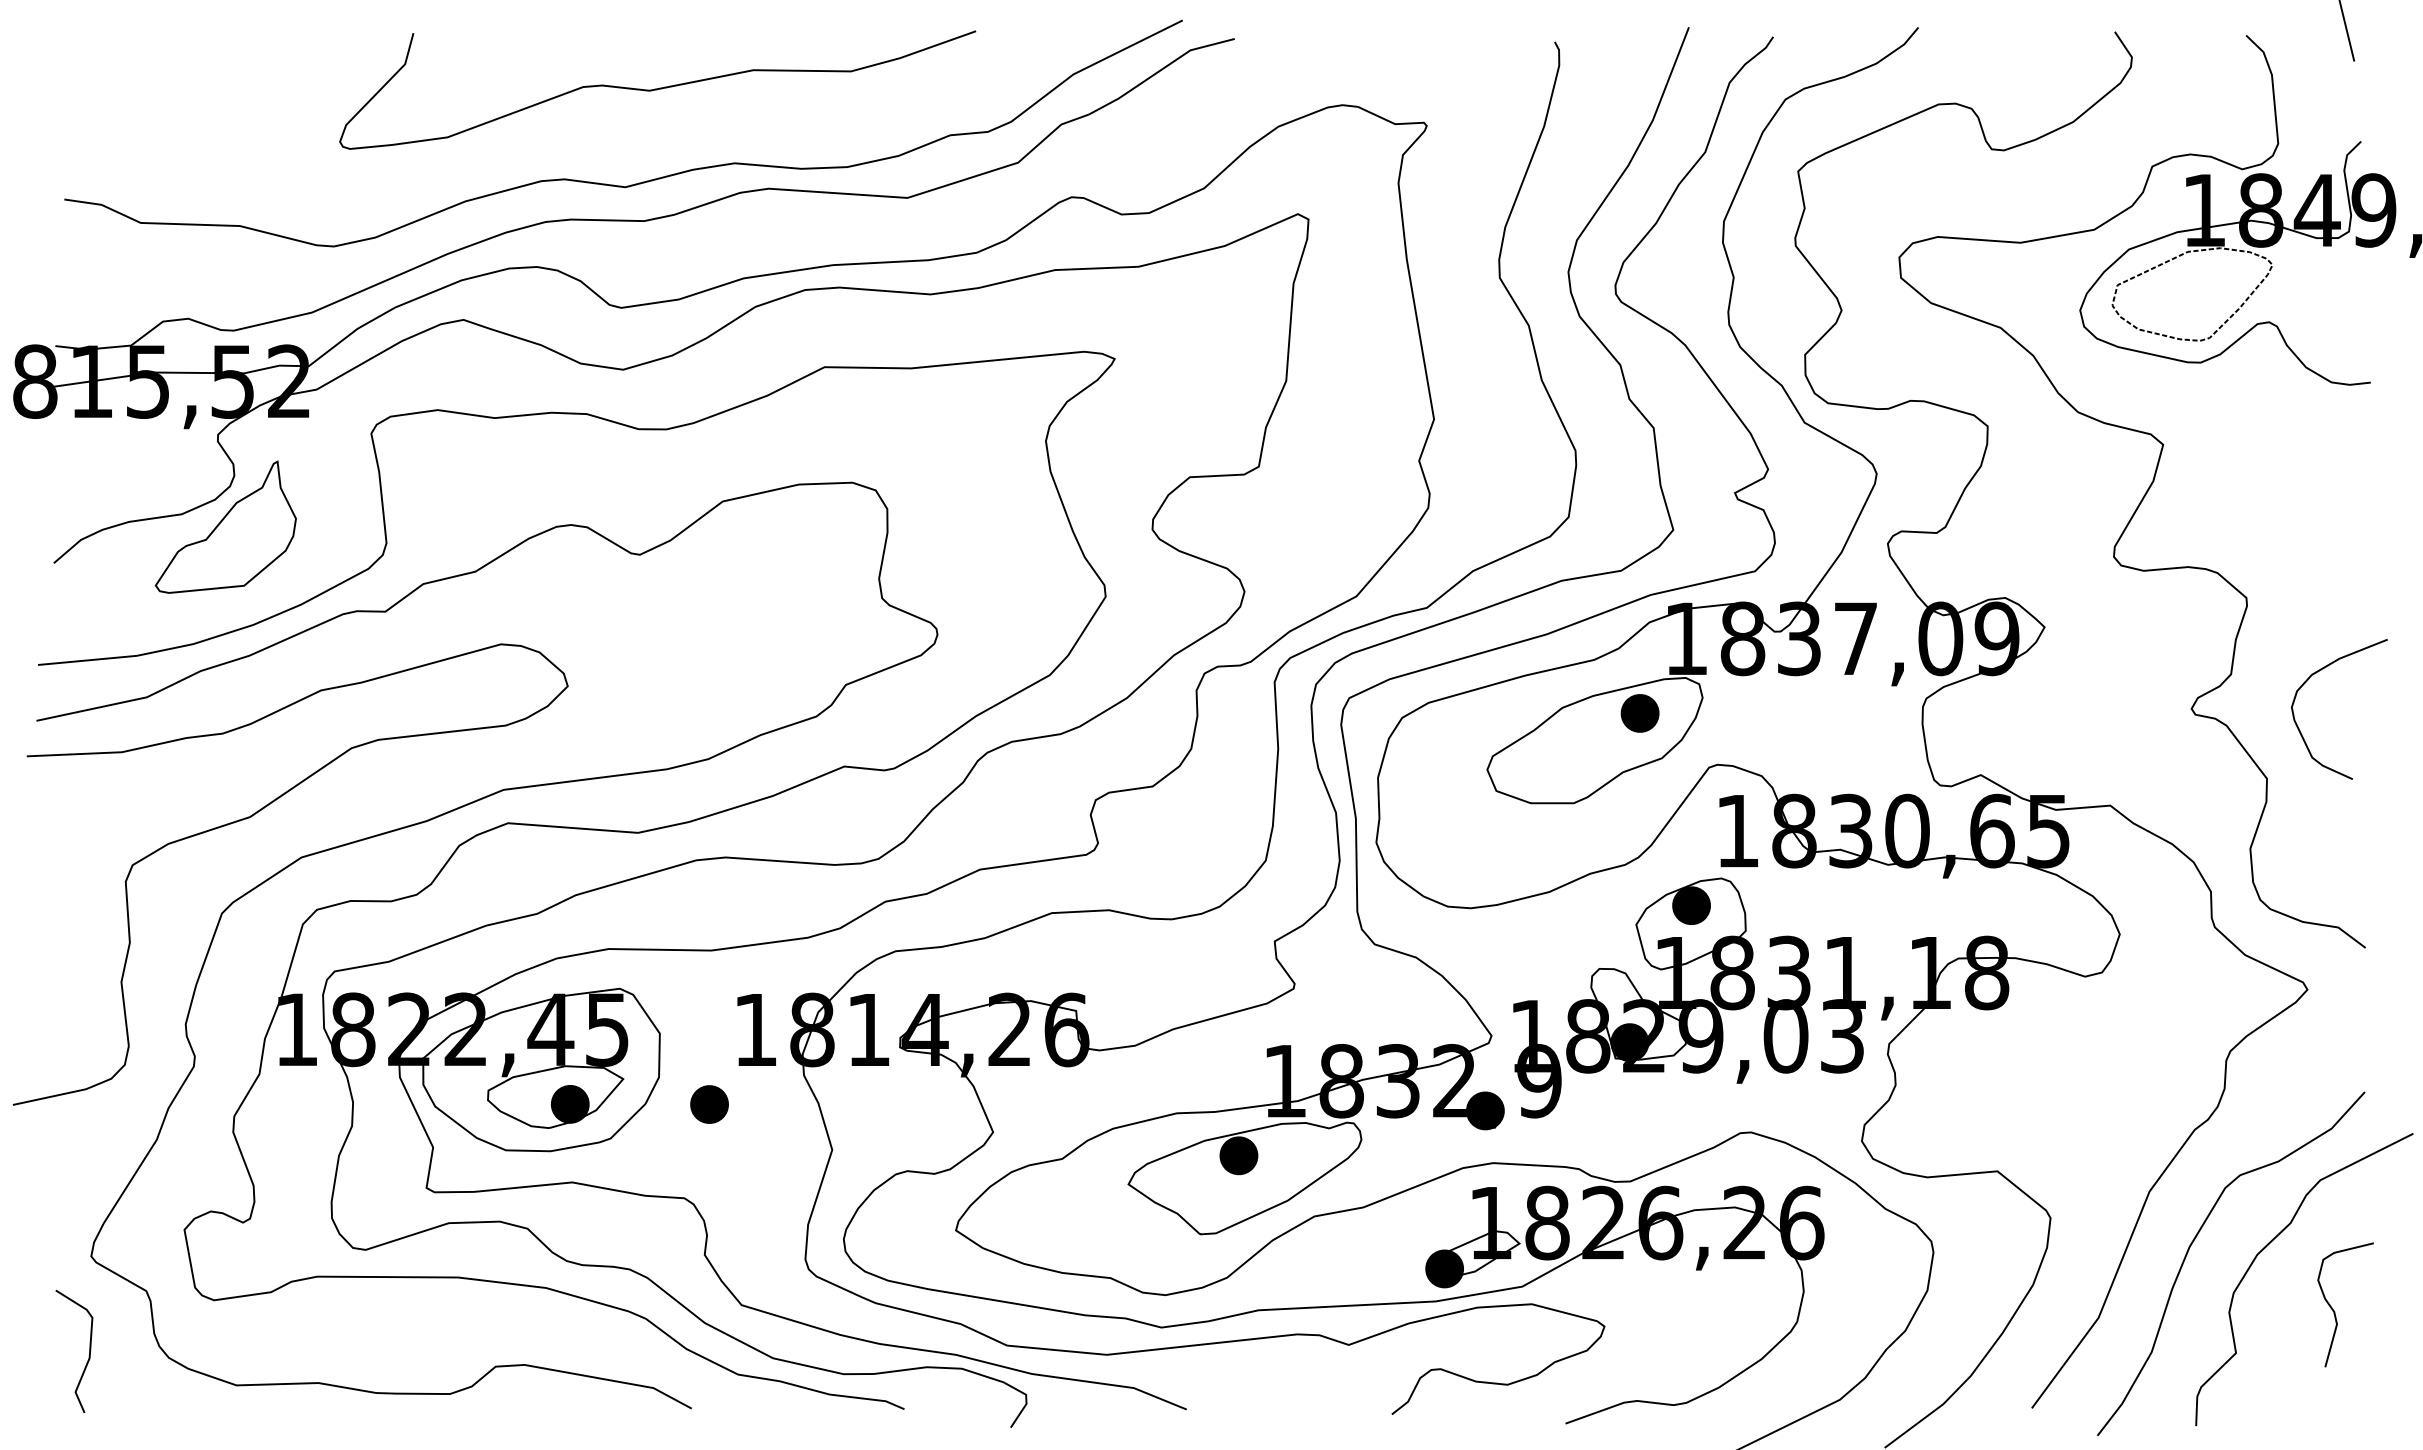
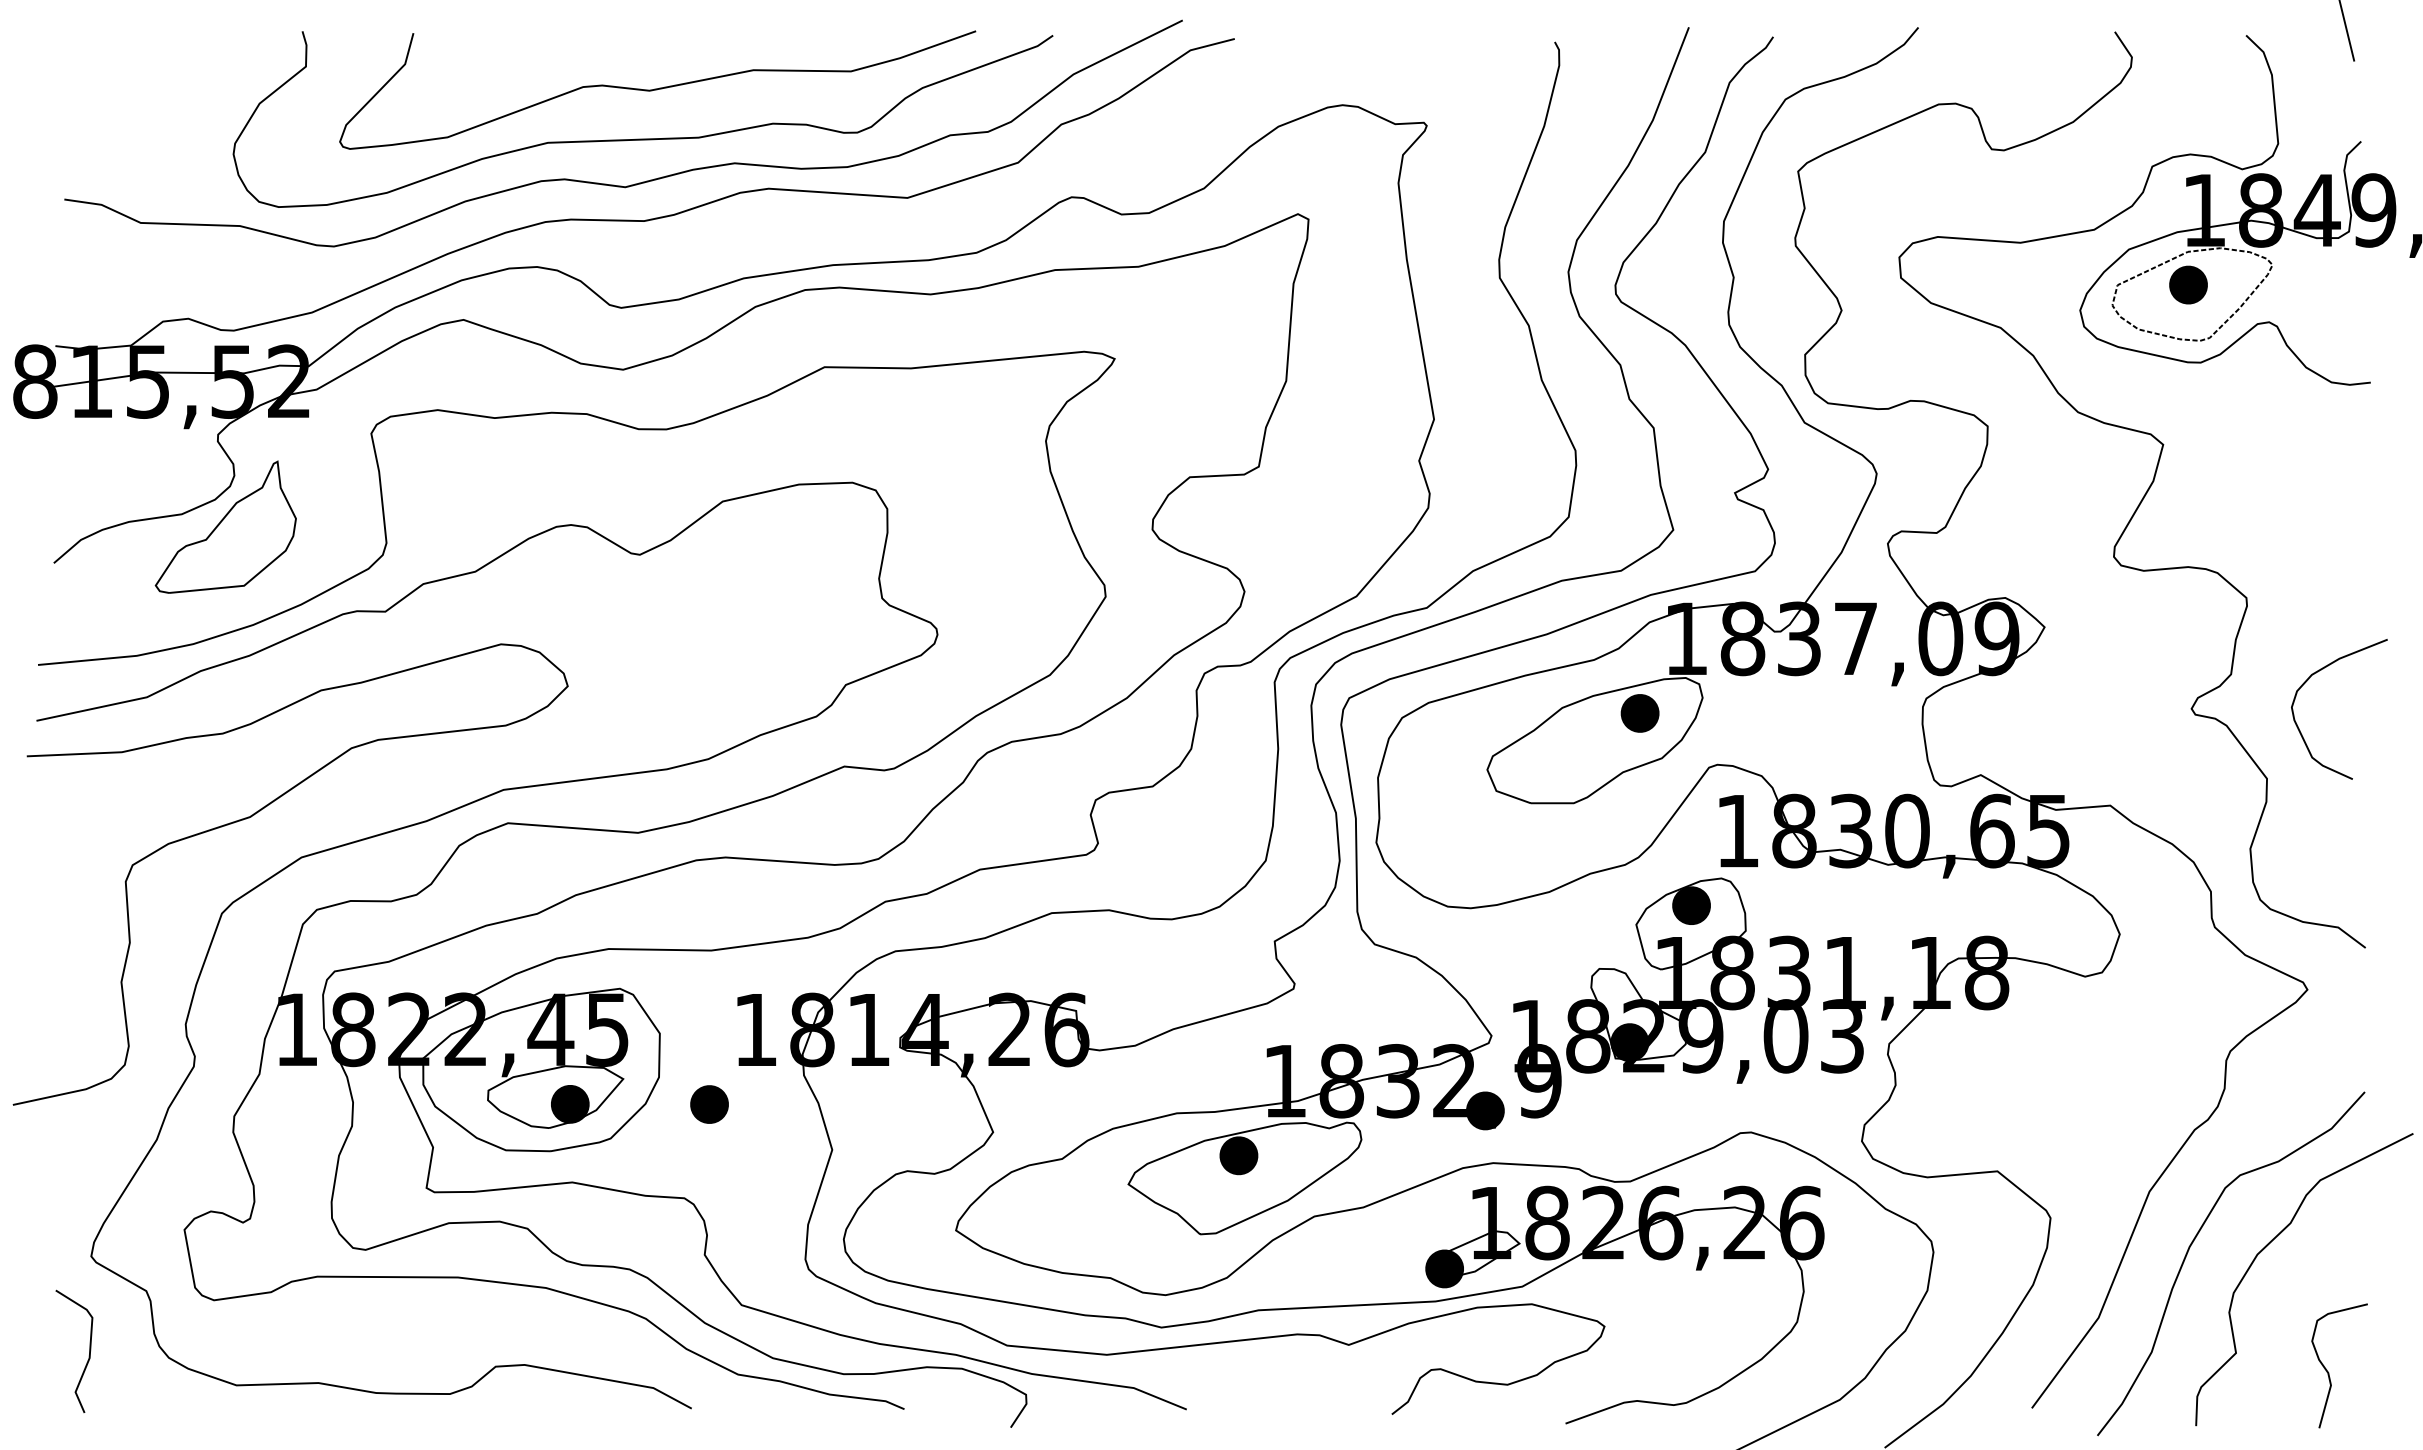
curve: none -> present (642, 138)
part: none -> present (2188, 284)
curve position: (2334, 1310) -> (2328, 1371) (2328, 1371)
